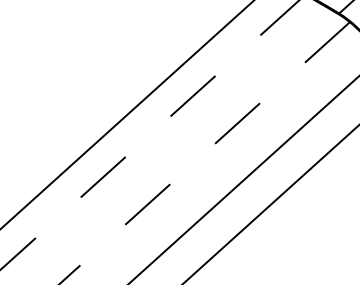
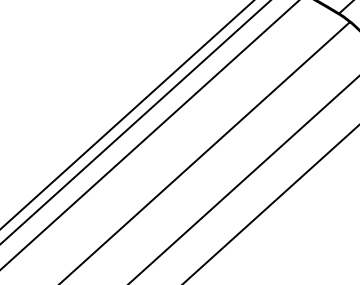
line: none -> present (135, 122)
line: dashed -> solid (149, 135)
line: dashed -> solid (204, 153)
